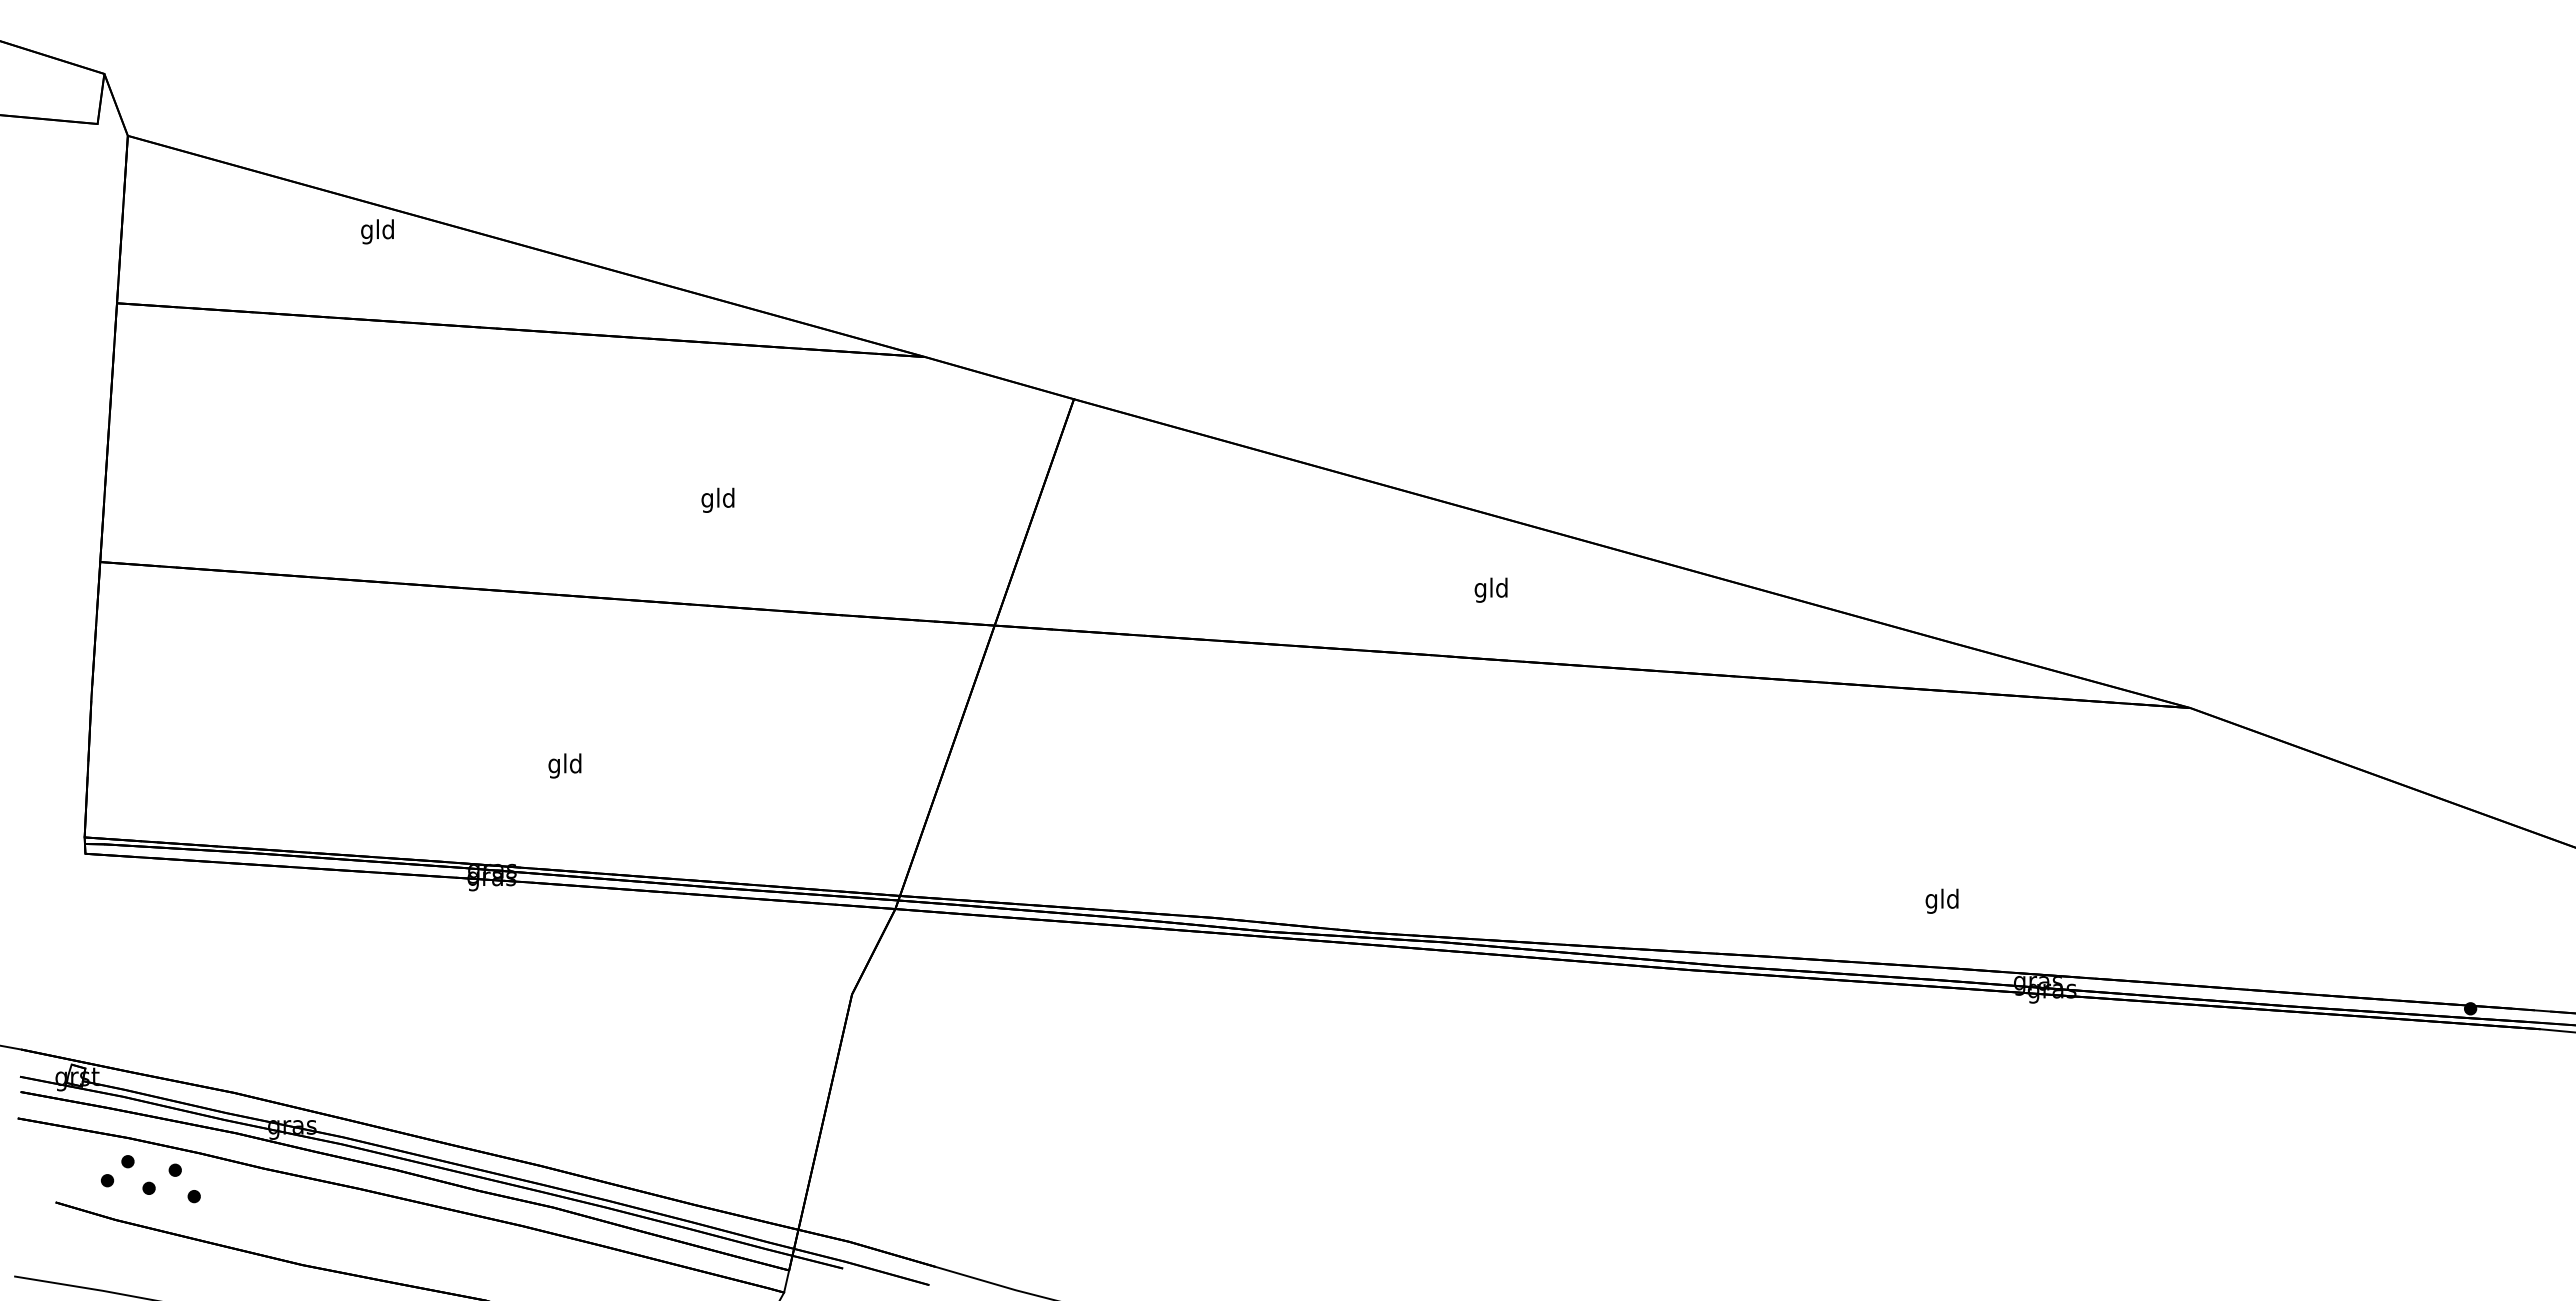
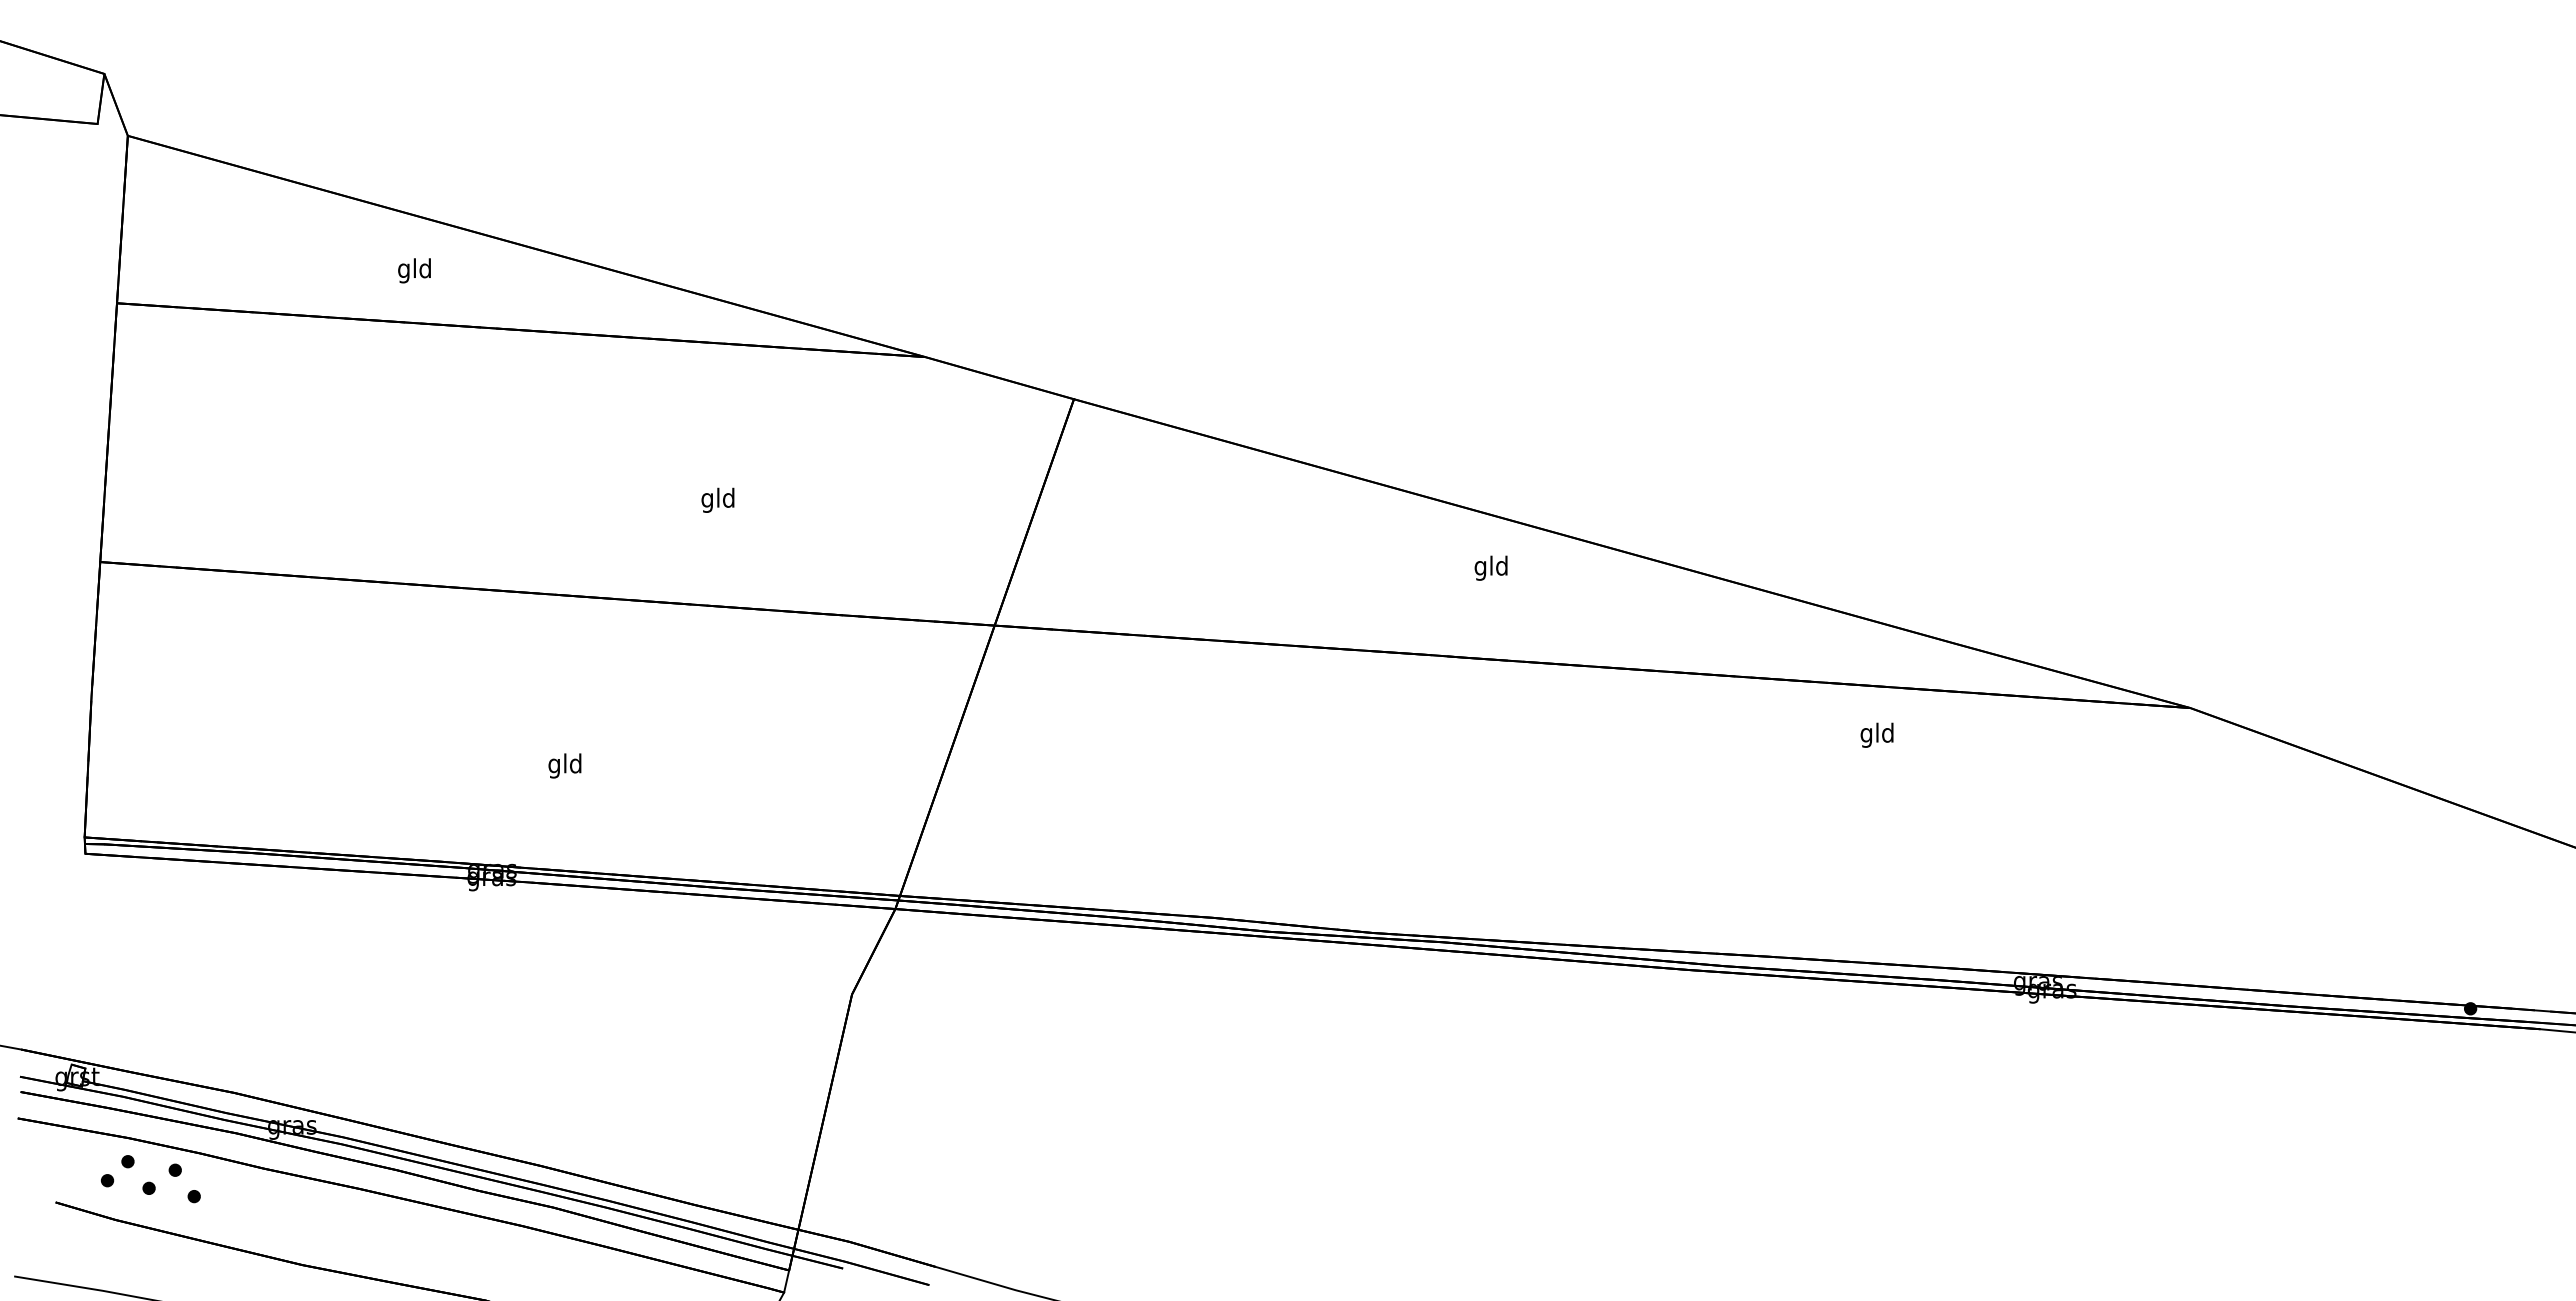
text position: (377, 231) -> (414, 270) (414, 270)
text position: (1490, 589) -> (1490, 567) (1490, 567)
text position: (1941, 900) -> (1876, 734) (1876, 734)
